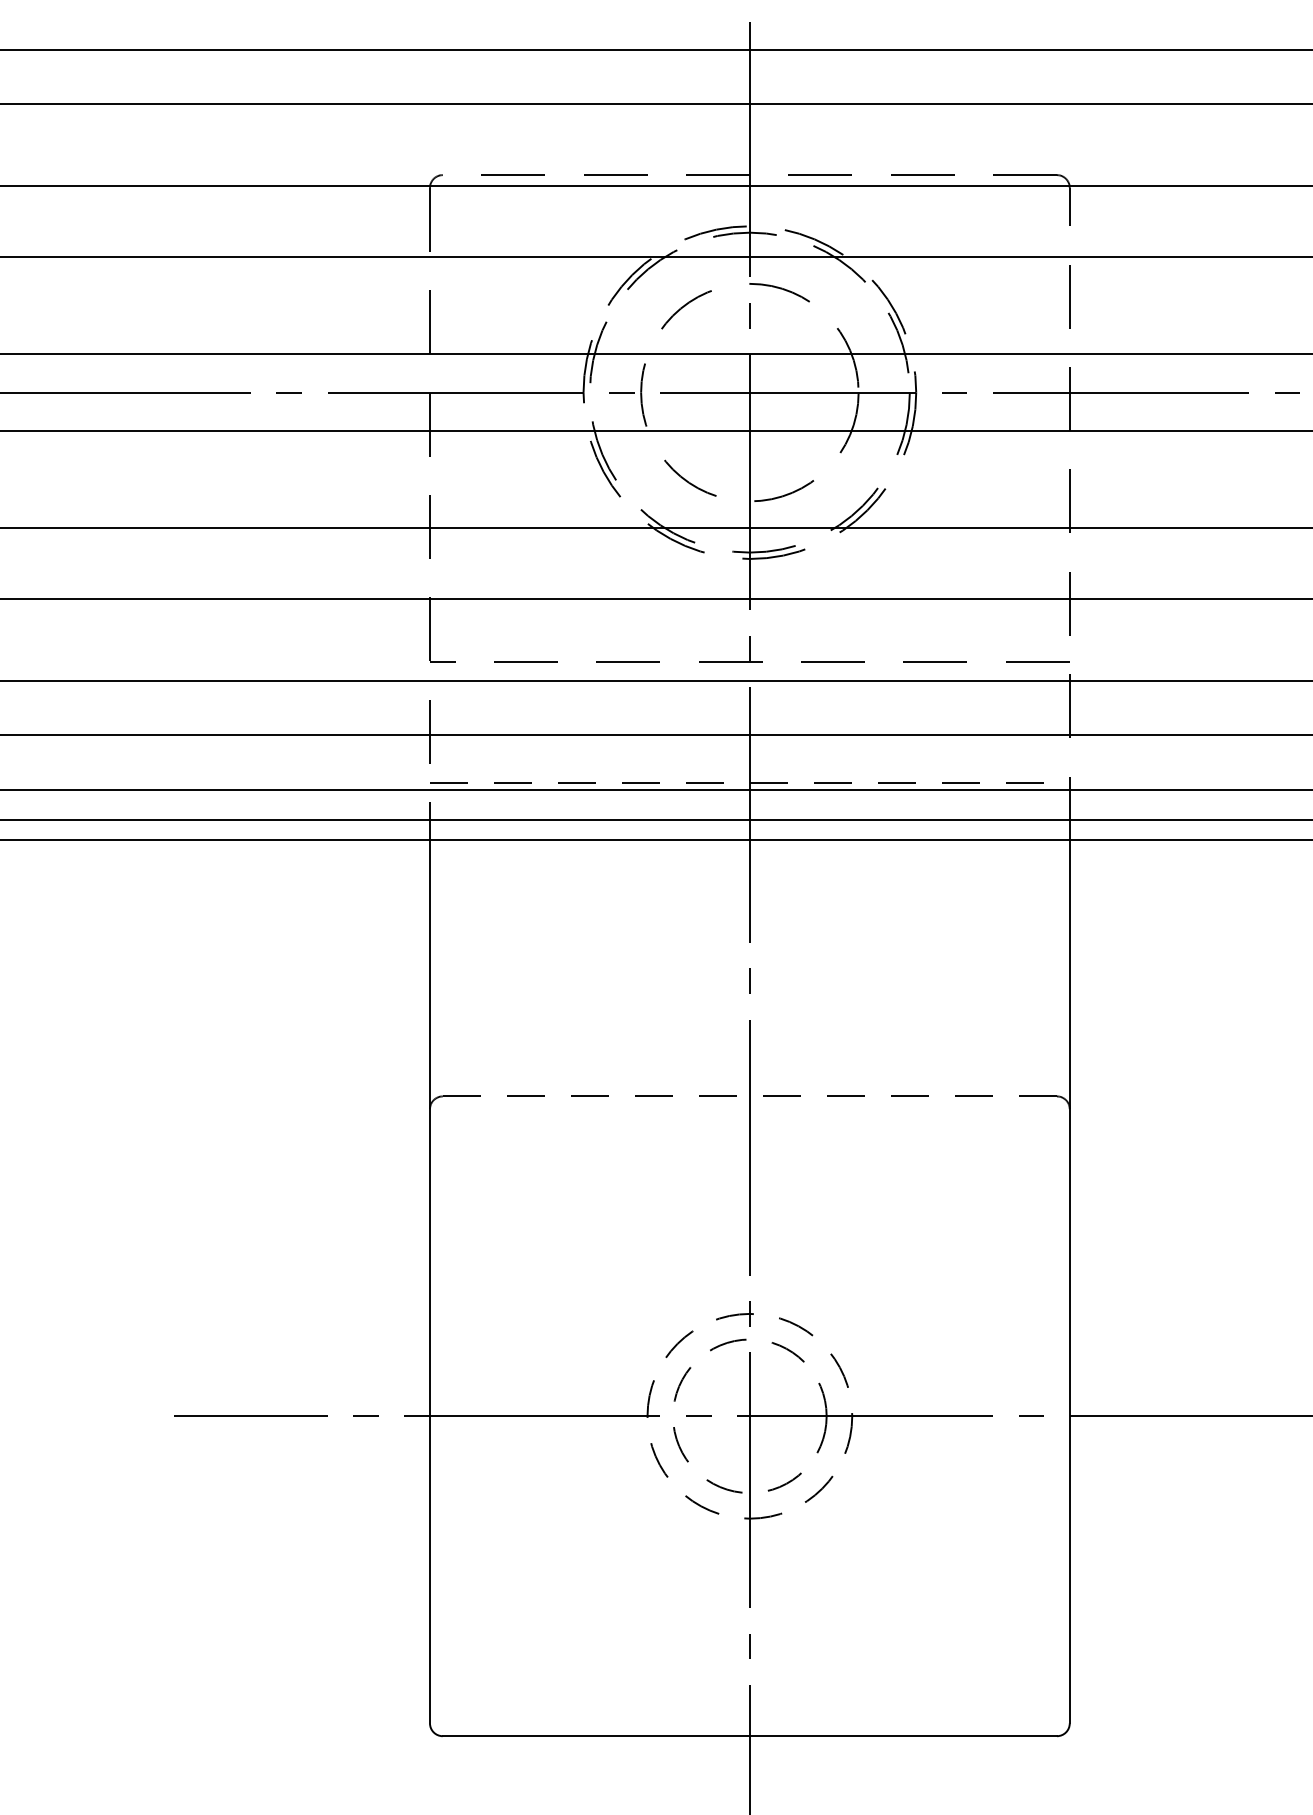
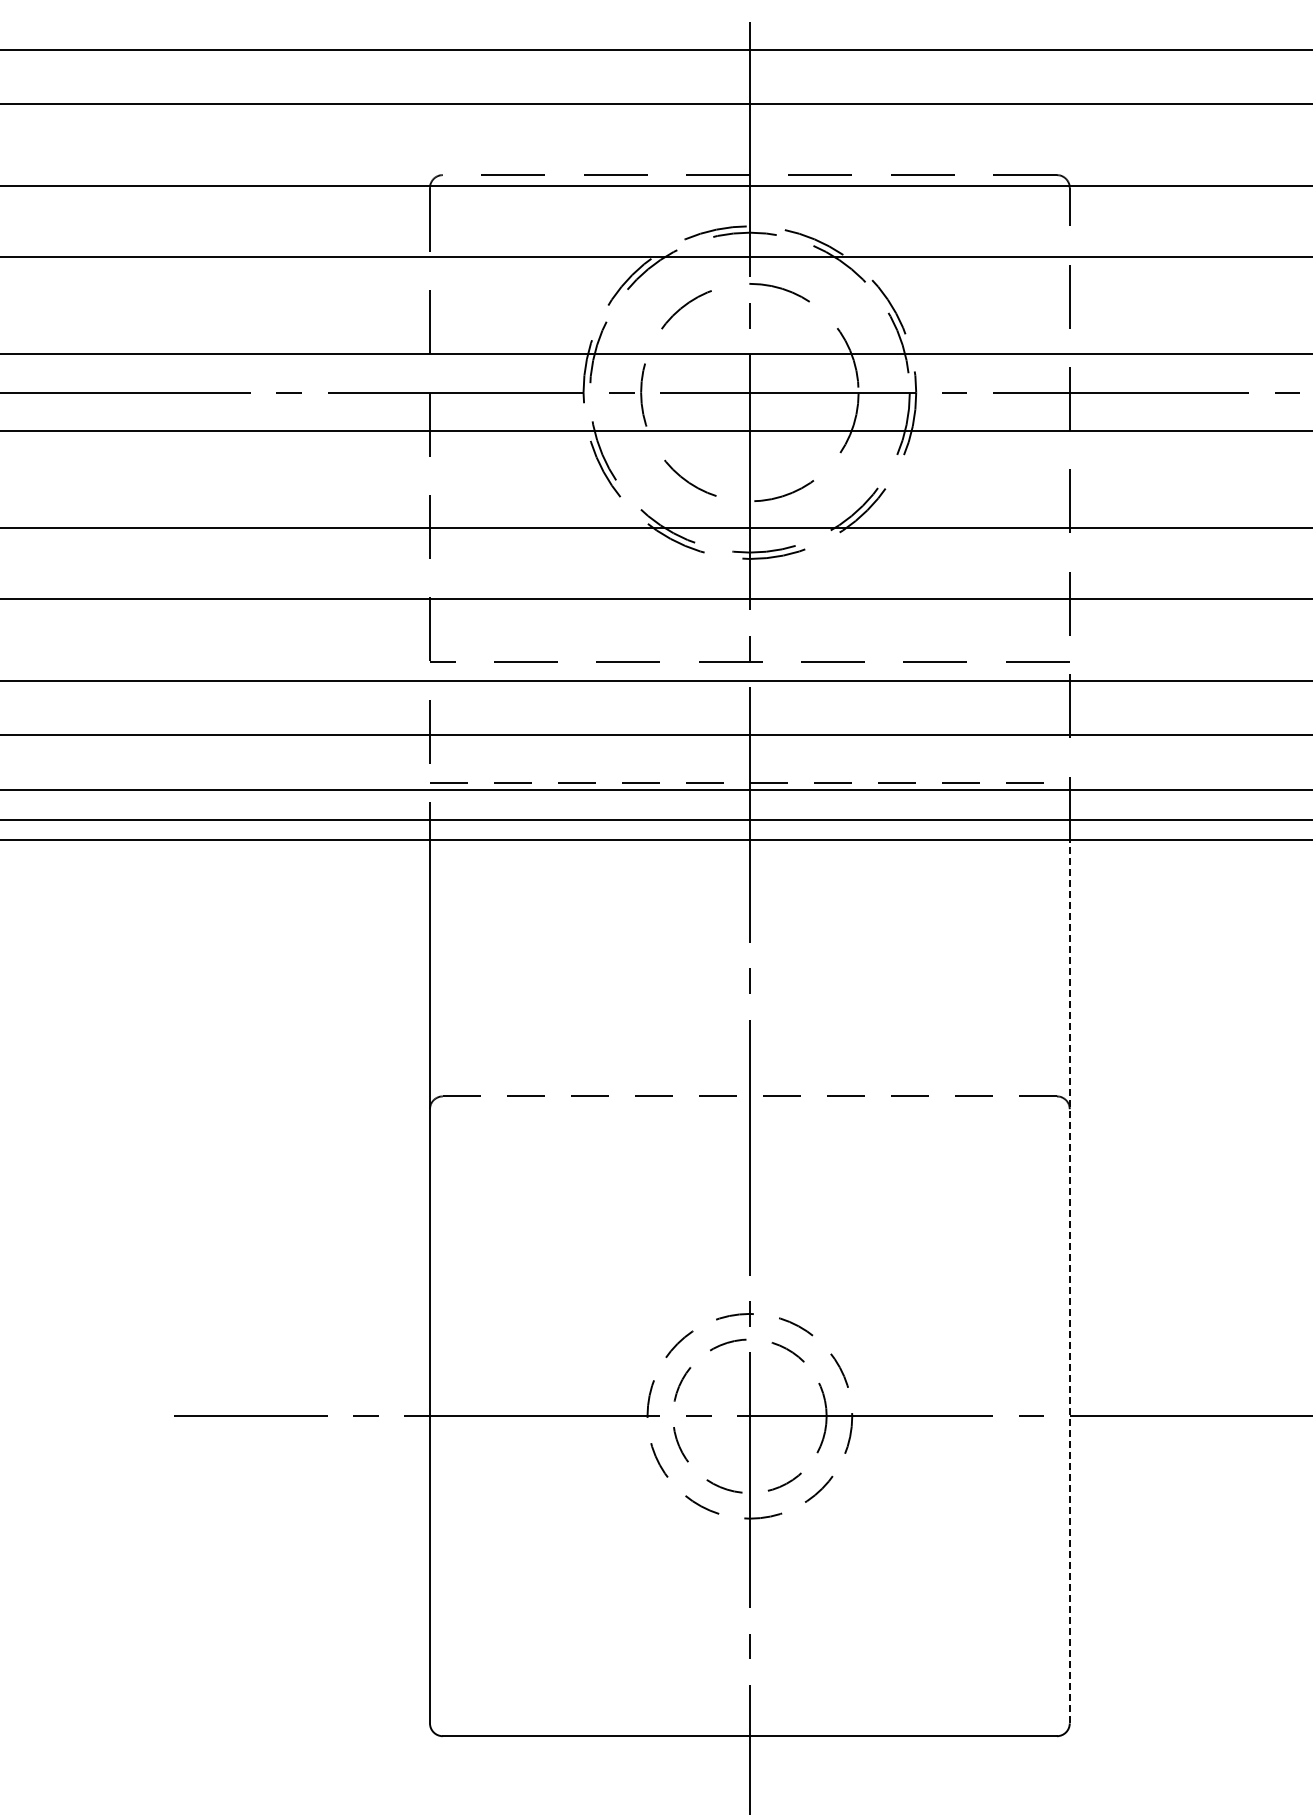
line: solid -> dashed (1069, 1281)
